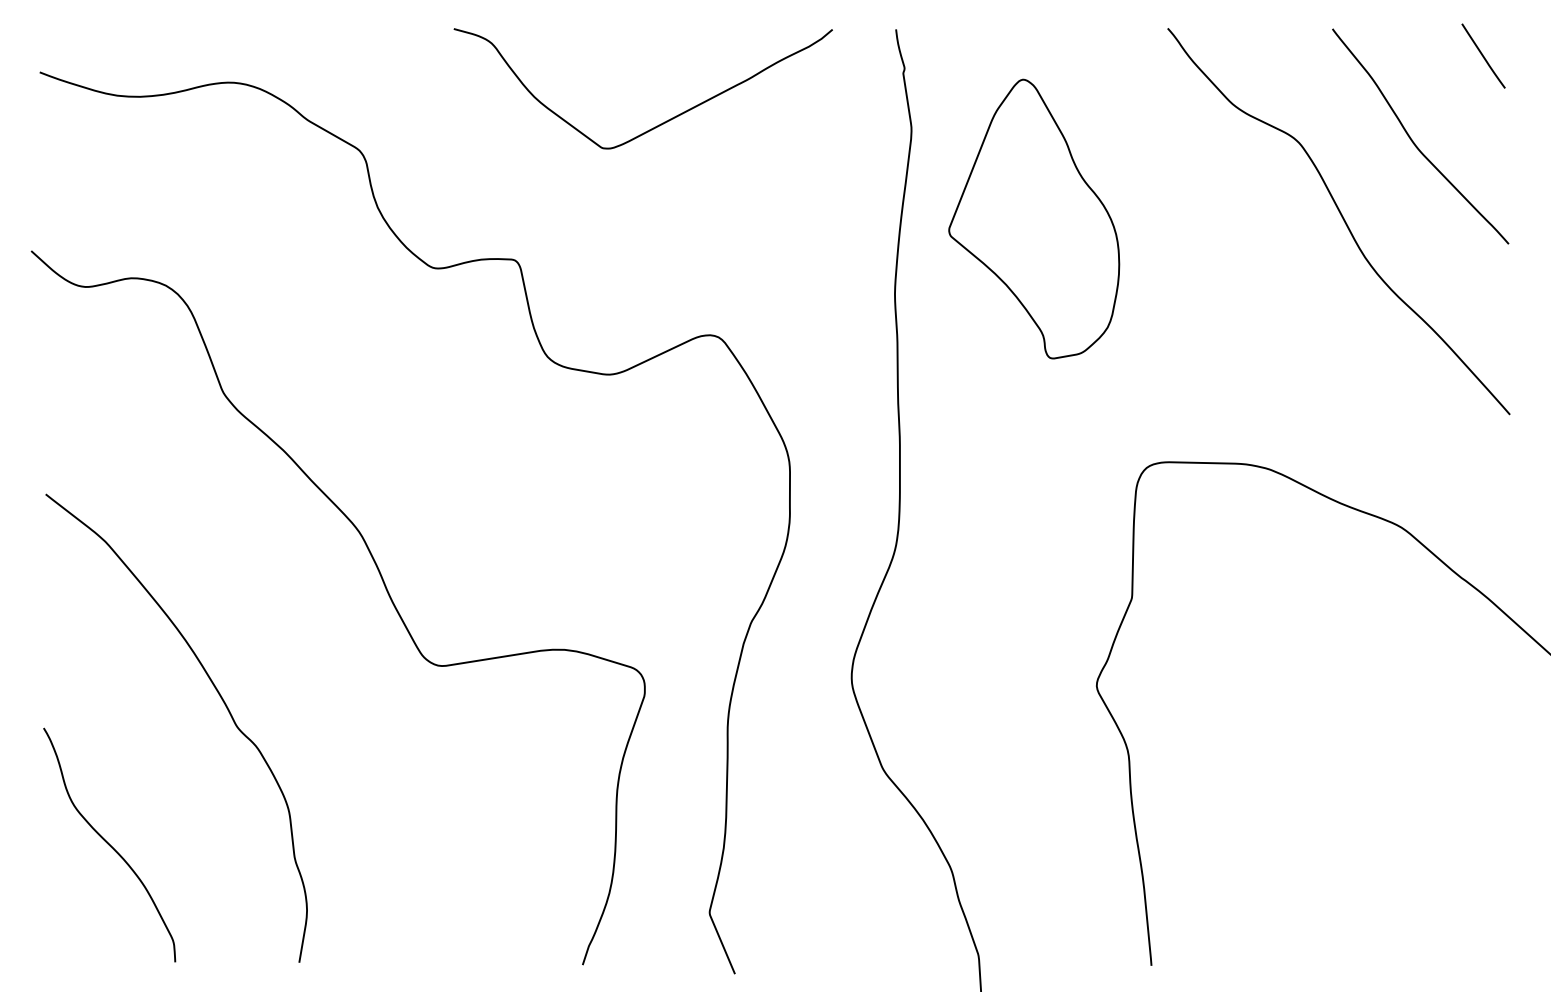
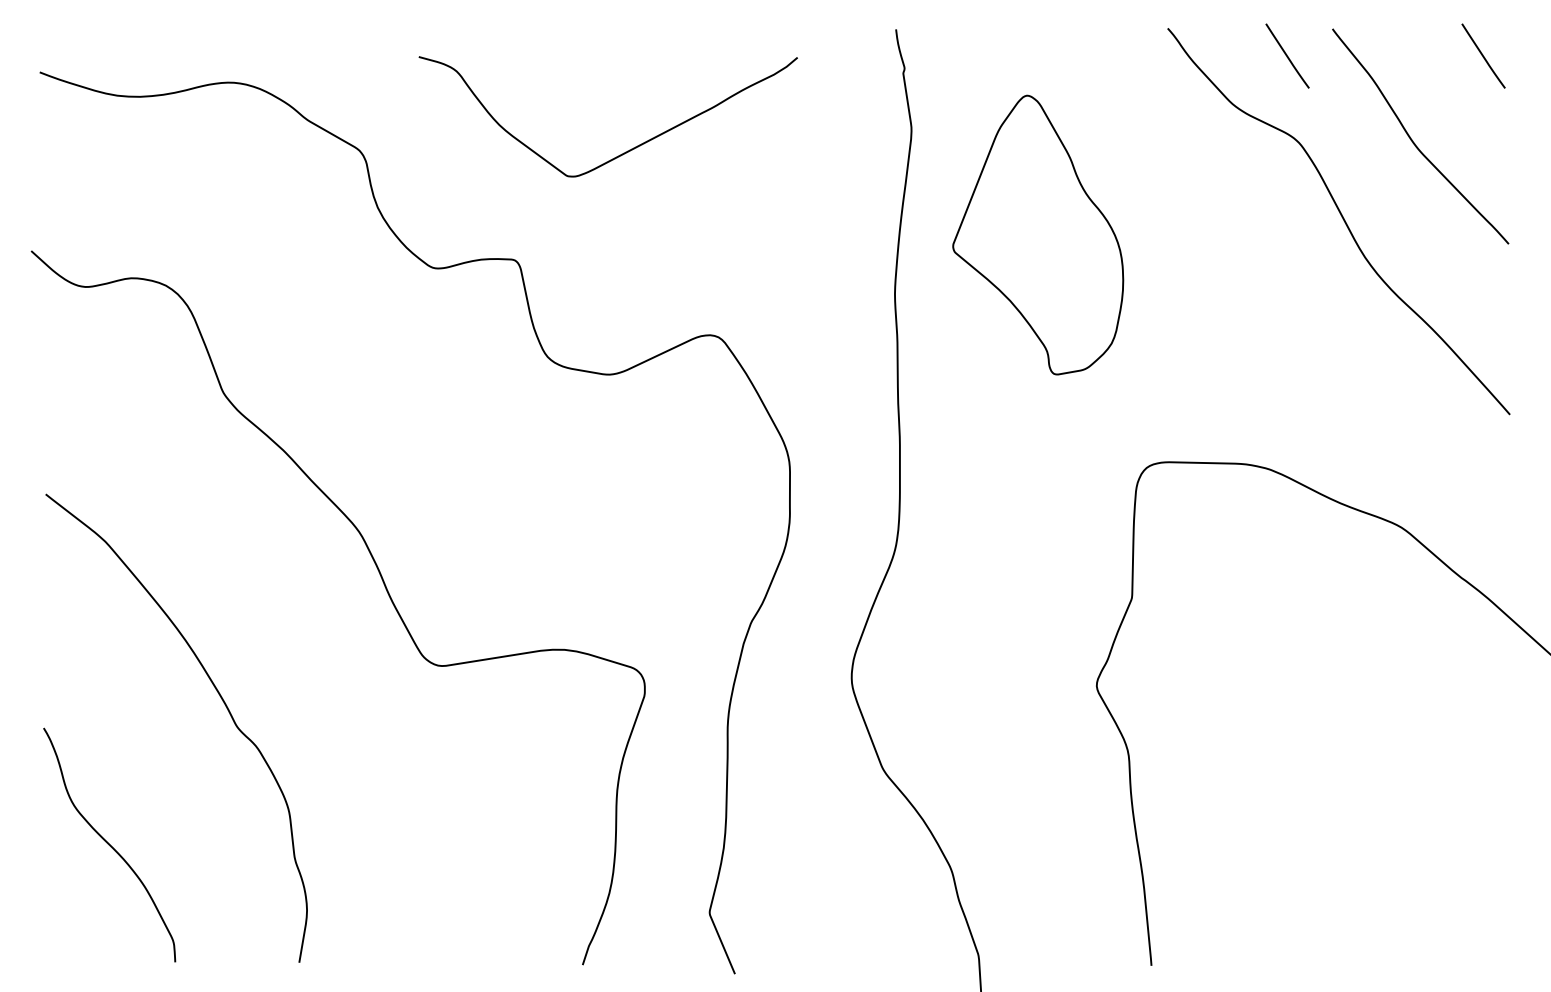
line: none -> present (1287, 55)
curve position: (660, 123) -> (625, 151) (625, 151)
part position: (1034, 218) -> (1038, 234) (1038, 234)
